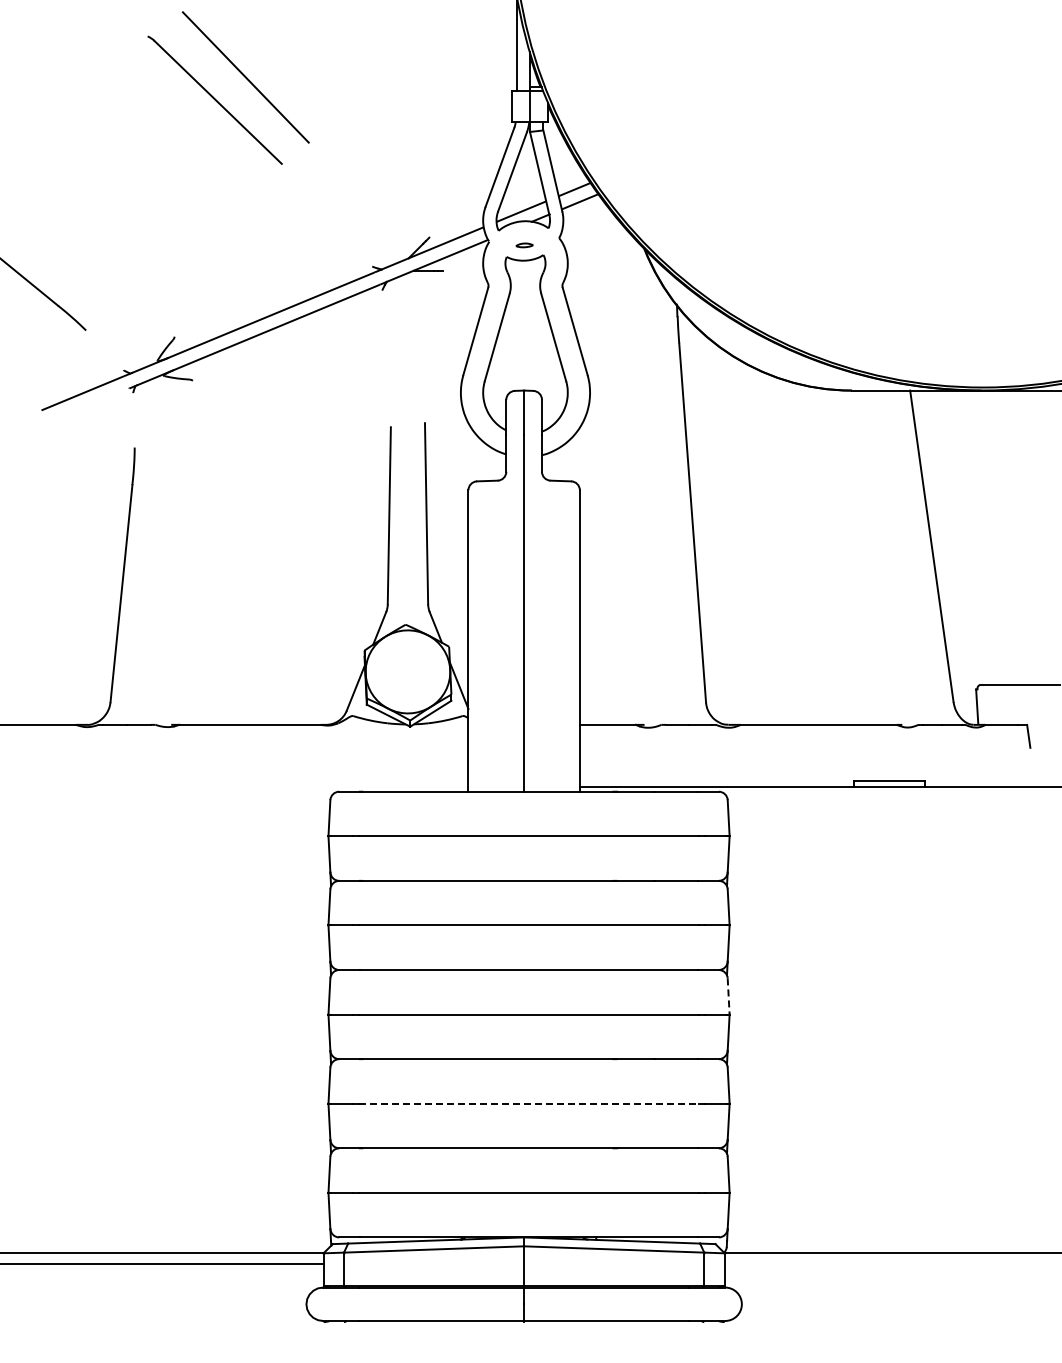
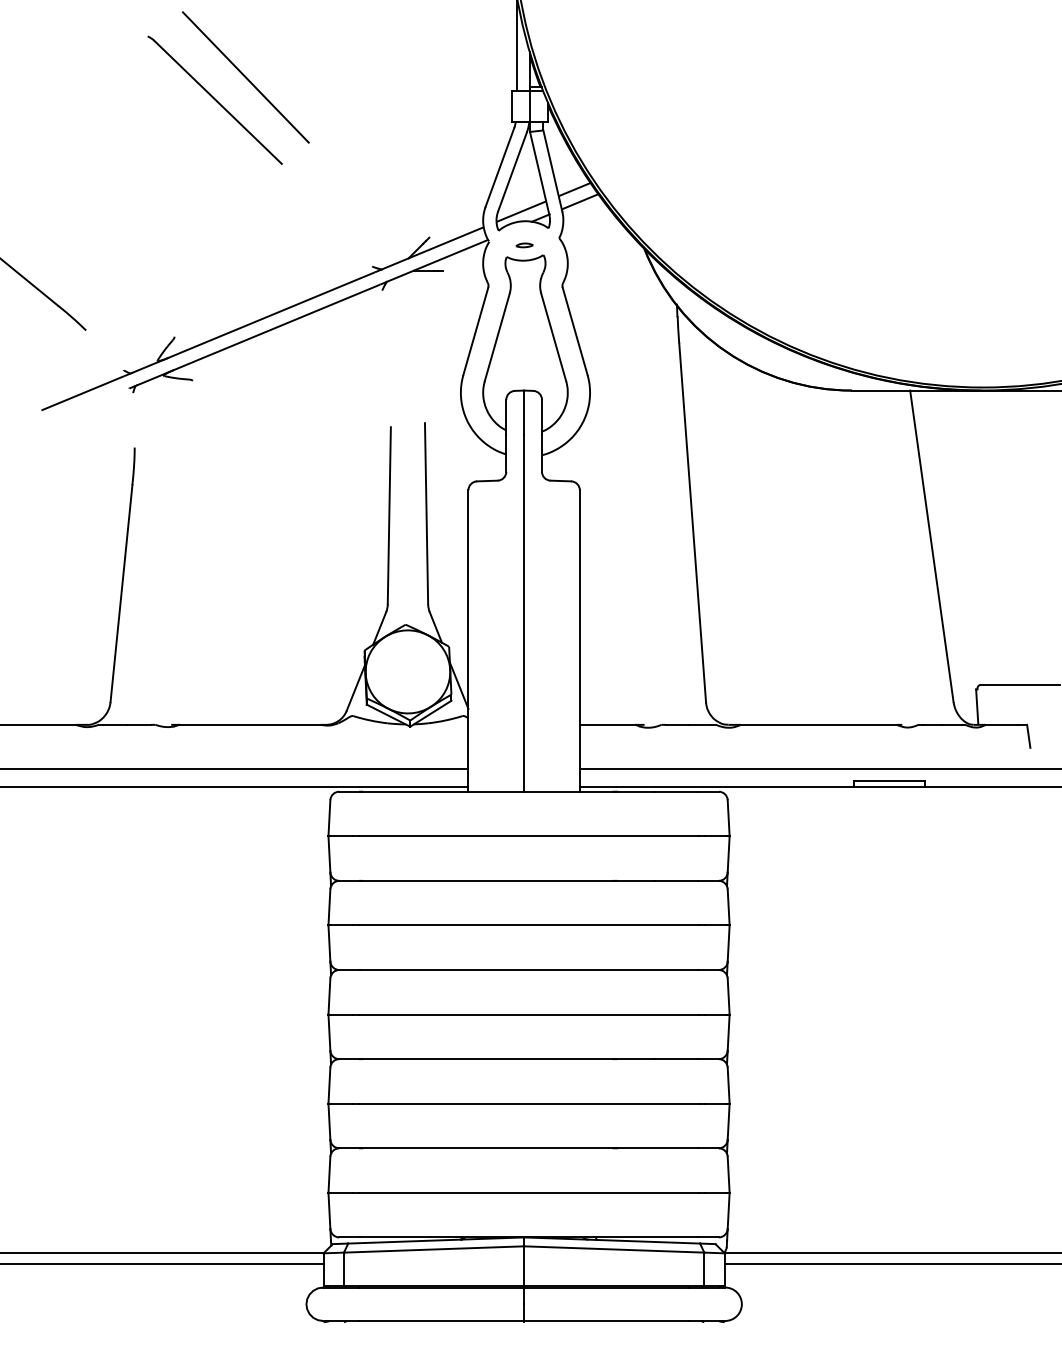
line: none -> present (235, 769)
line: none -> present (818, 769)
line: none -> present (235, 787)
line: dashed -> solid (728, 997)
line: dashed -> solid (529, 1103)
line: none -> present (891, 1264)
